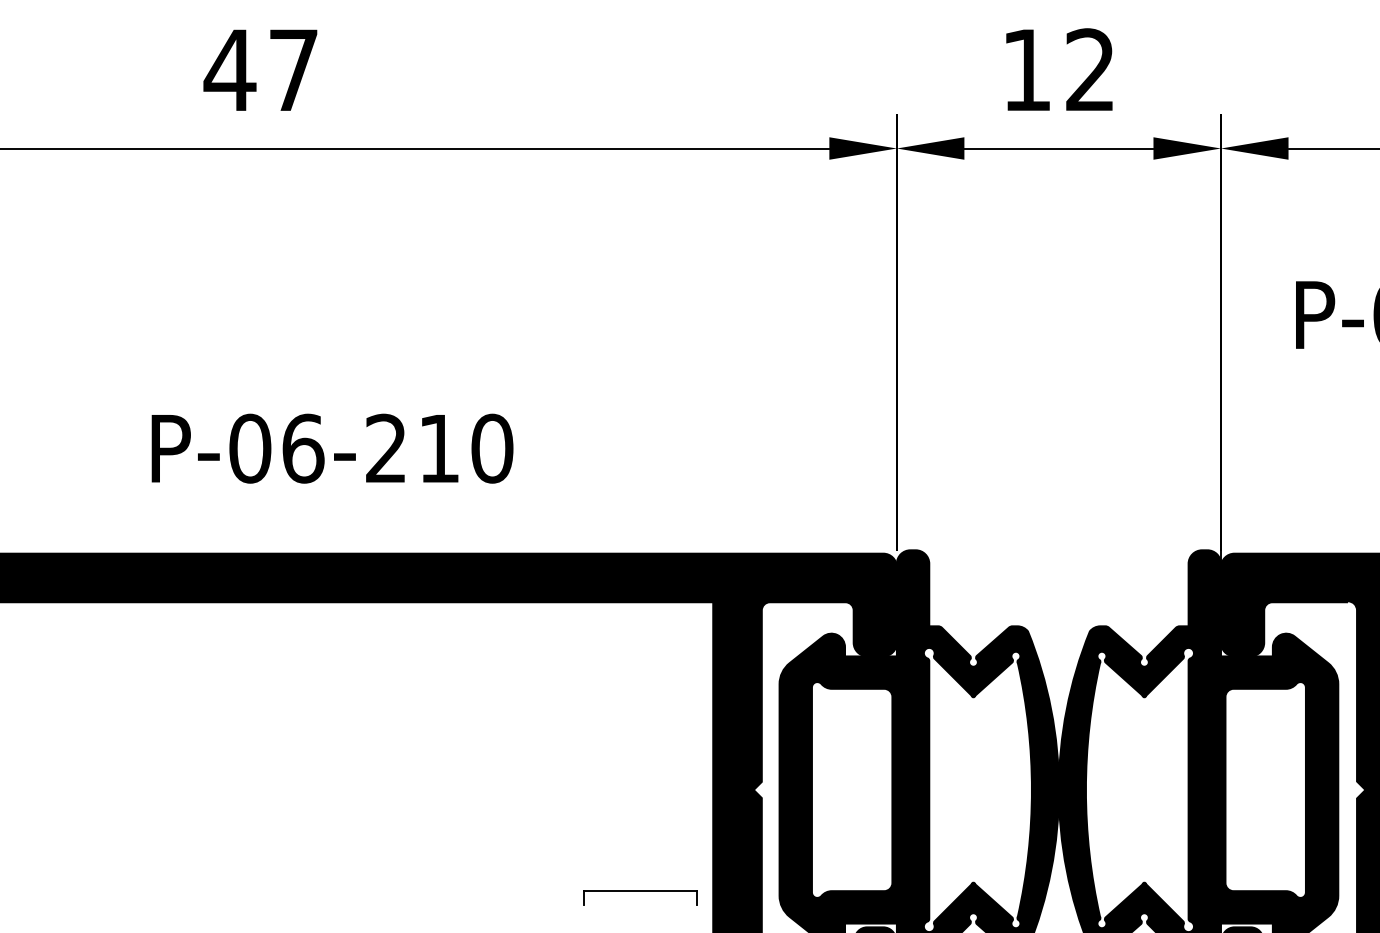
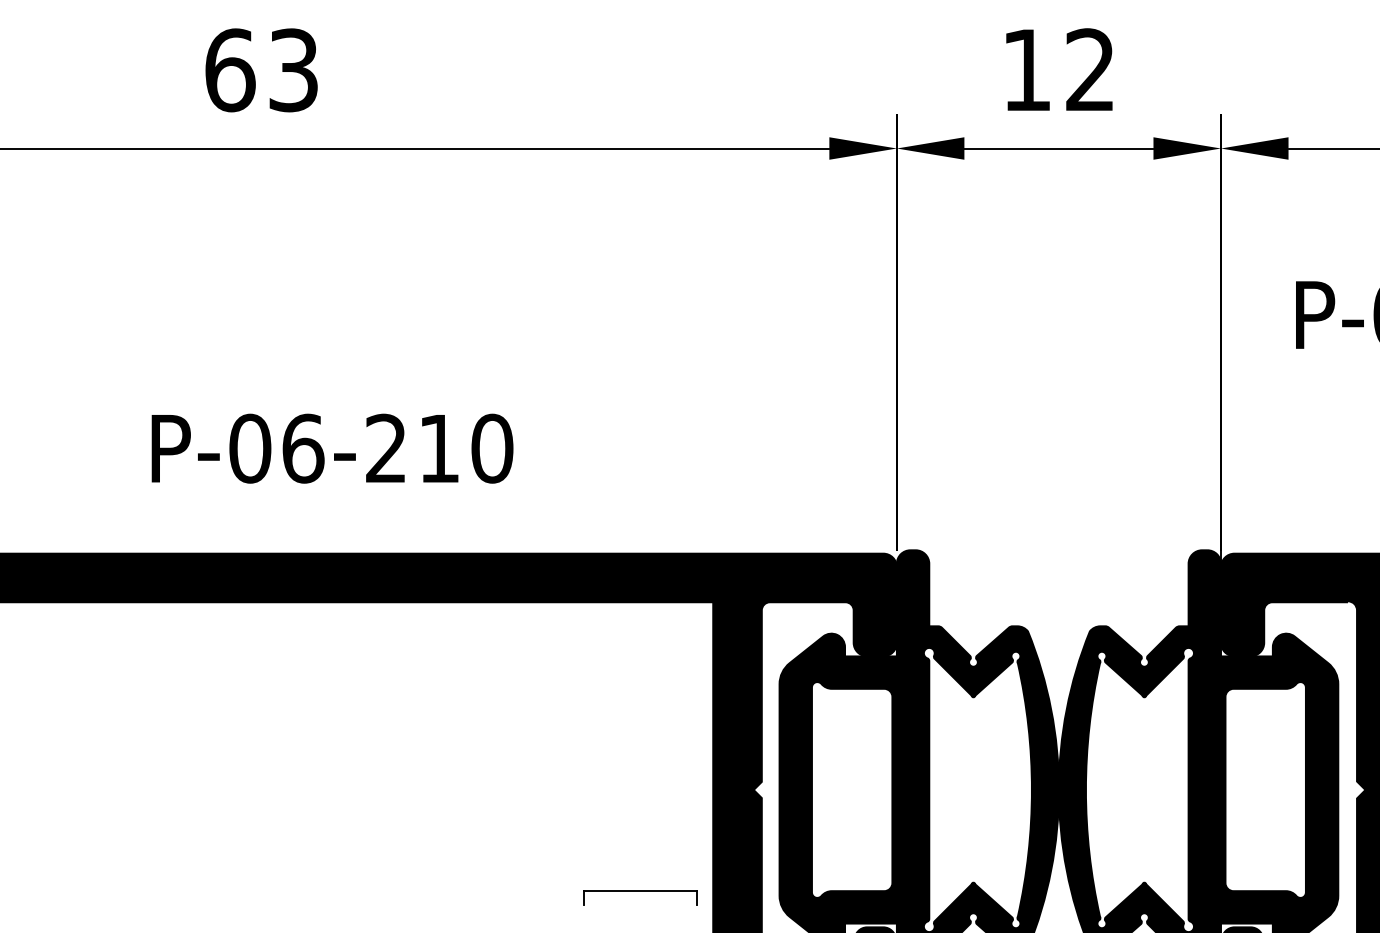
text: 47 -> 63 (260, 70)
